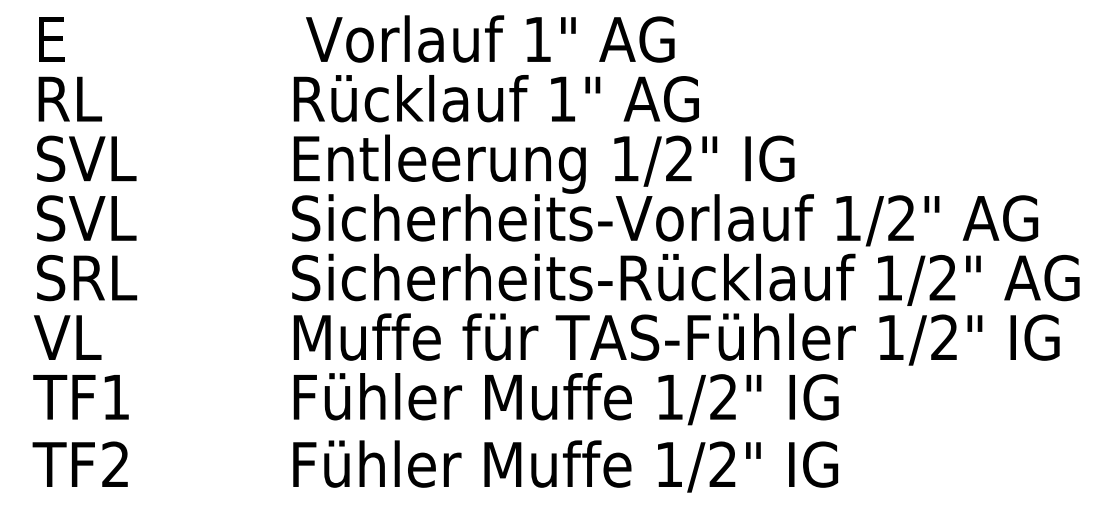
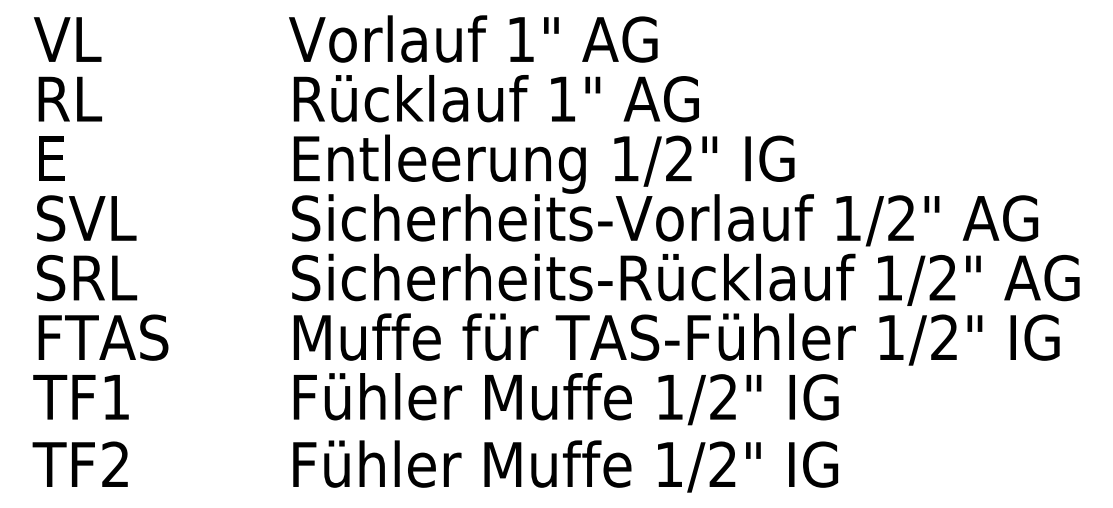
text position: (490, 38) -> (473, 38) (473, 38)
text: E -> VL (67, 39)
text: SVL -> E (86, 158)
text: VL -> FTAS (101, 337)
